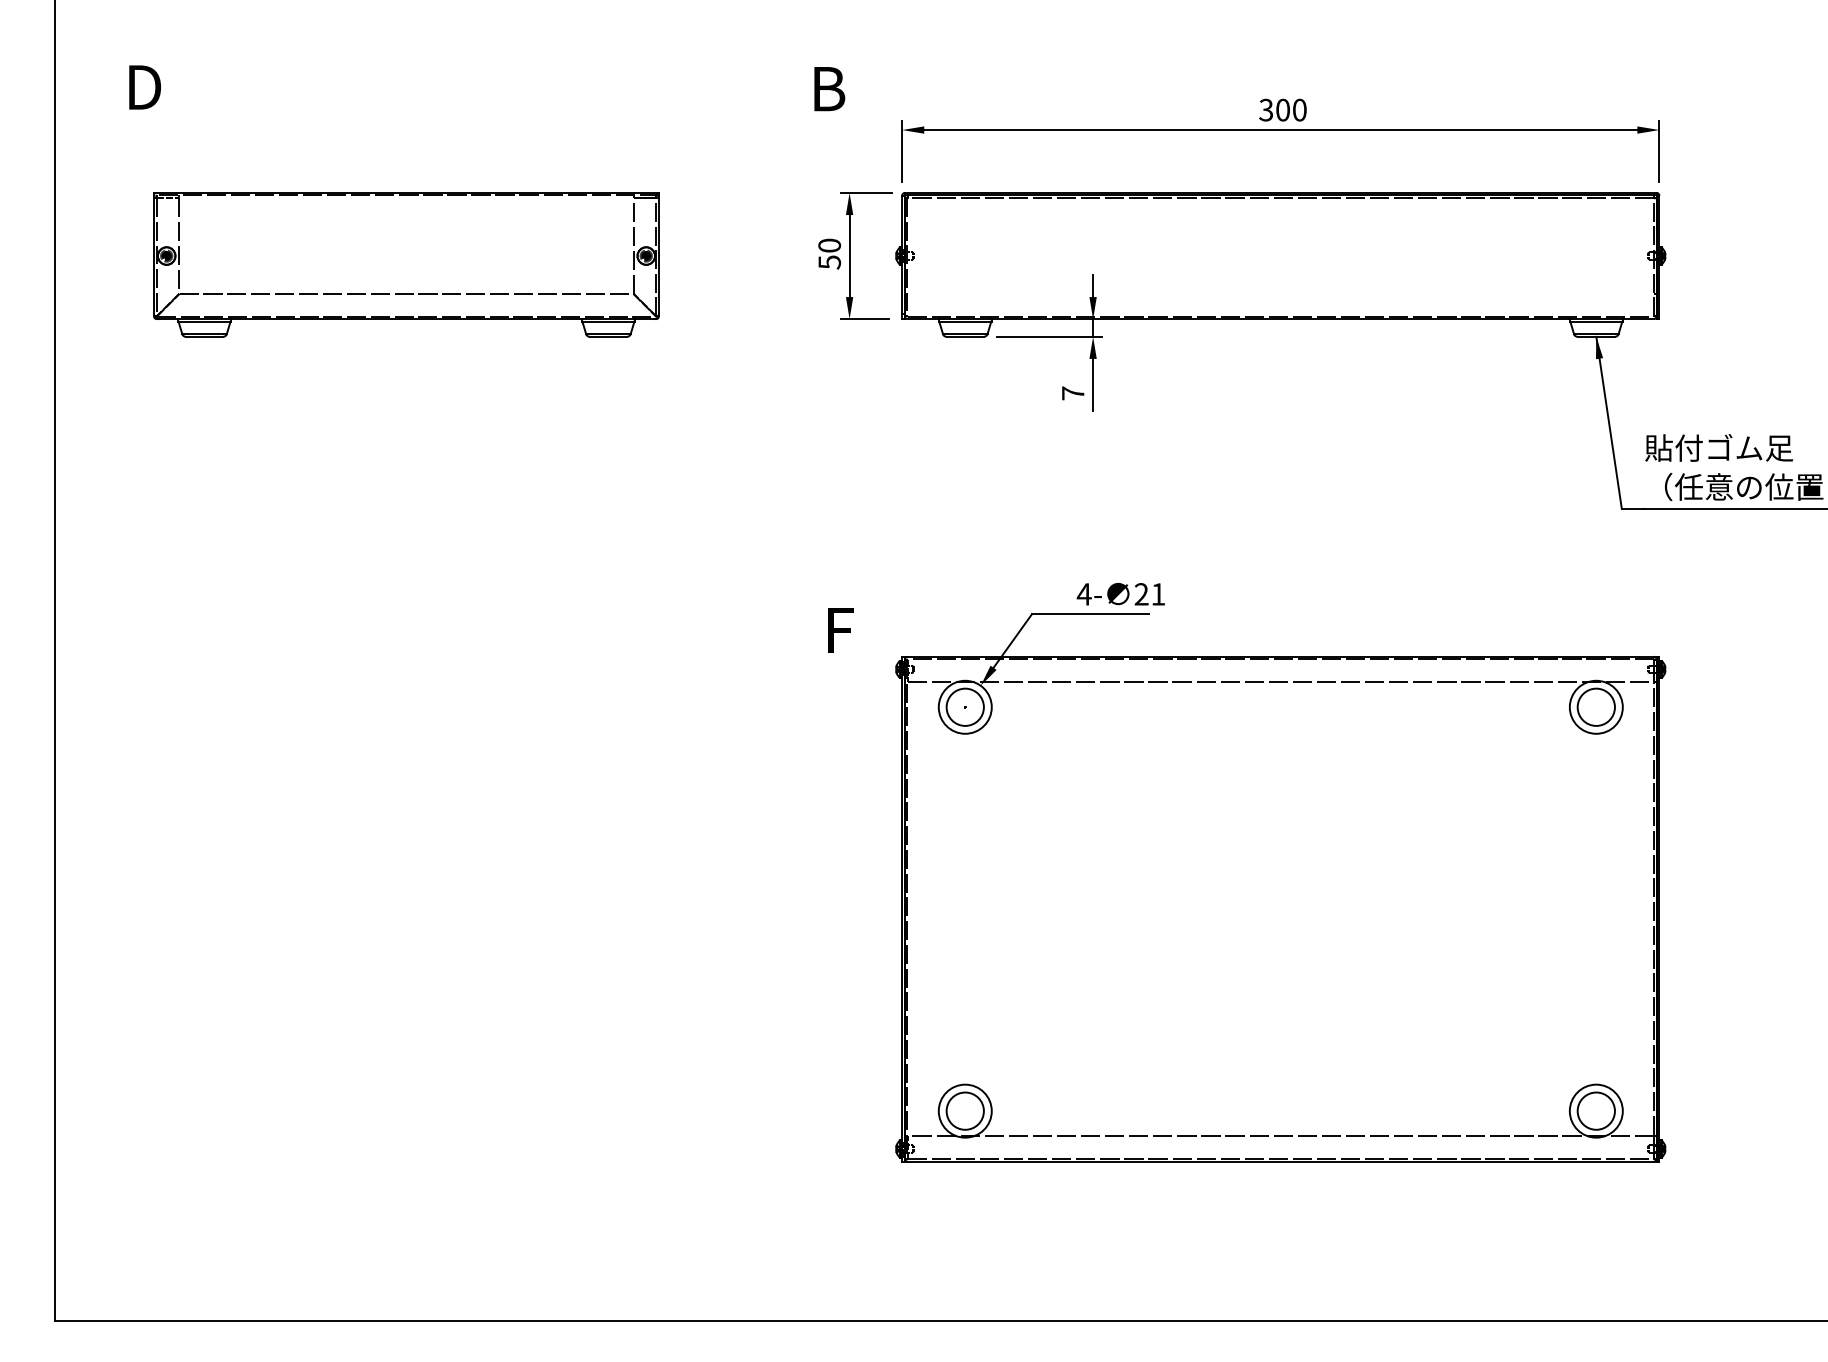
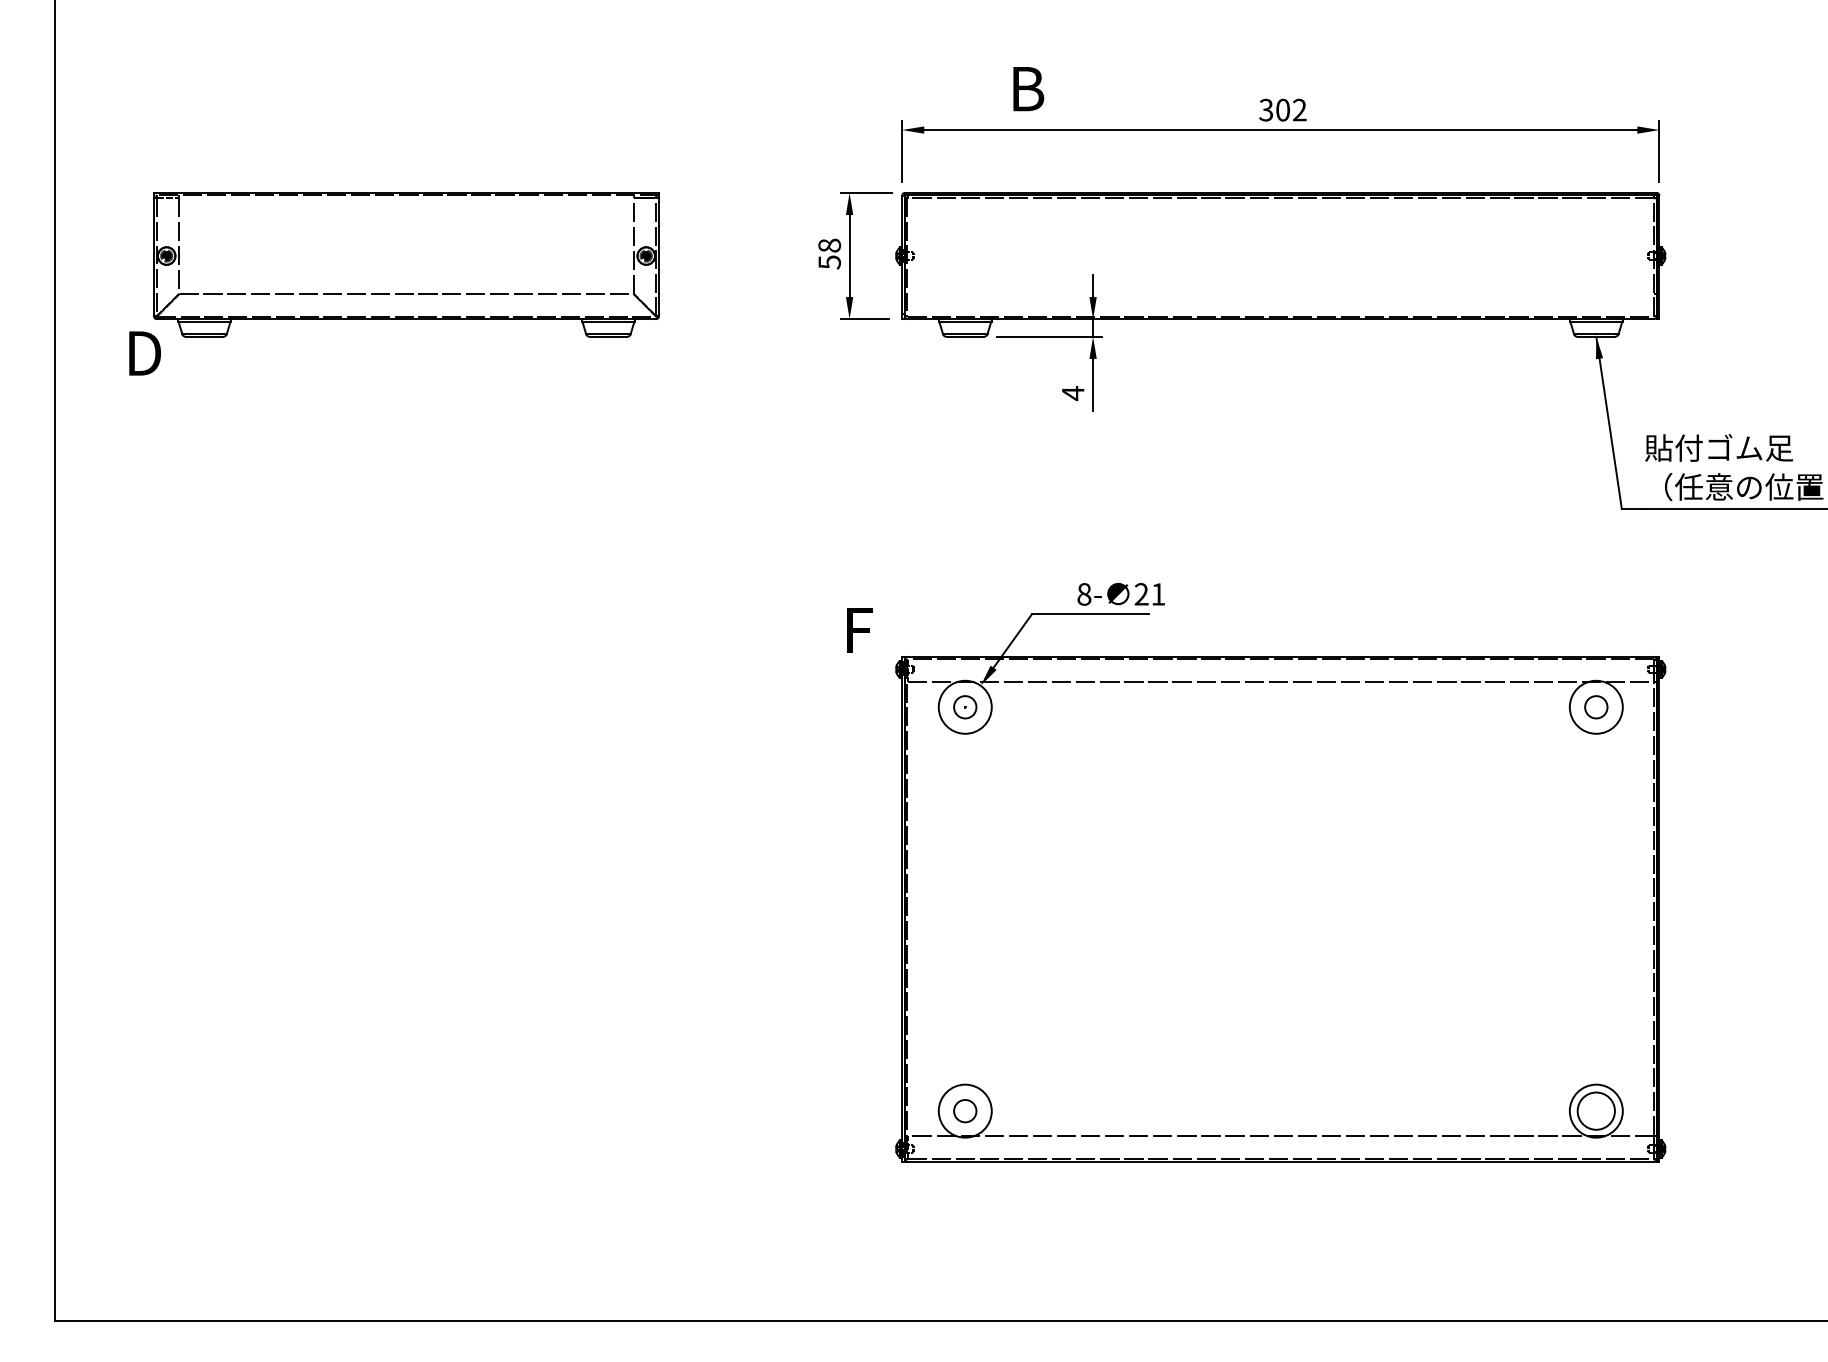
text position: (144, 87) -> (144, 353) (144, 353)
text position: (829, 89) -> (1028, 89) (1028, 89)
text: 300 -> 302 (1299, 109)
text: 50 -> 58 (829, 245)
text: 7 -> 4 (1073, 393)
text: 4- -> 8- (1083, 594)
text position: (840, 630) -> (859, 630) (859, 630)
circle diameter: 37 px -> 22 px (965, 707)
circle diameter: 37 px -> 22 px (1596, 707)
circle diameter: 37 px -> 22 px (965, 1110)
